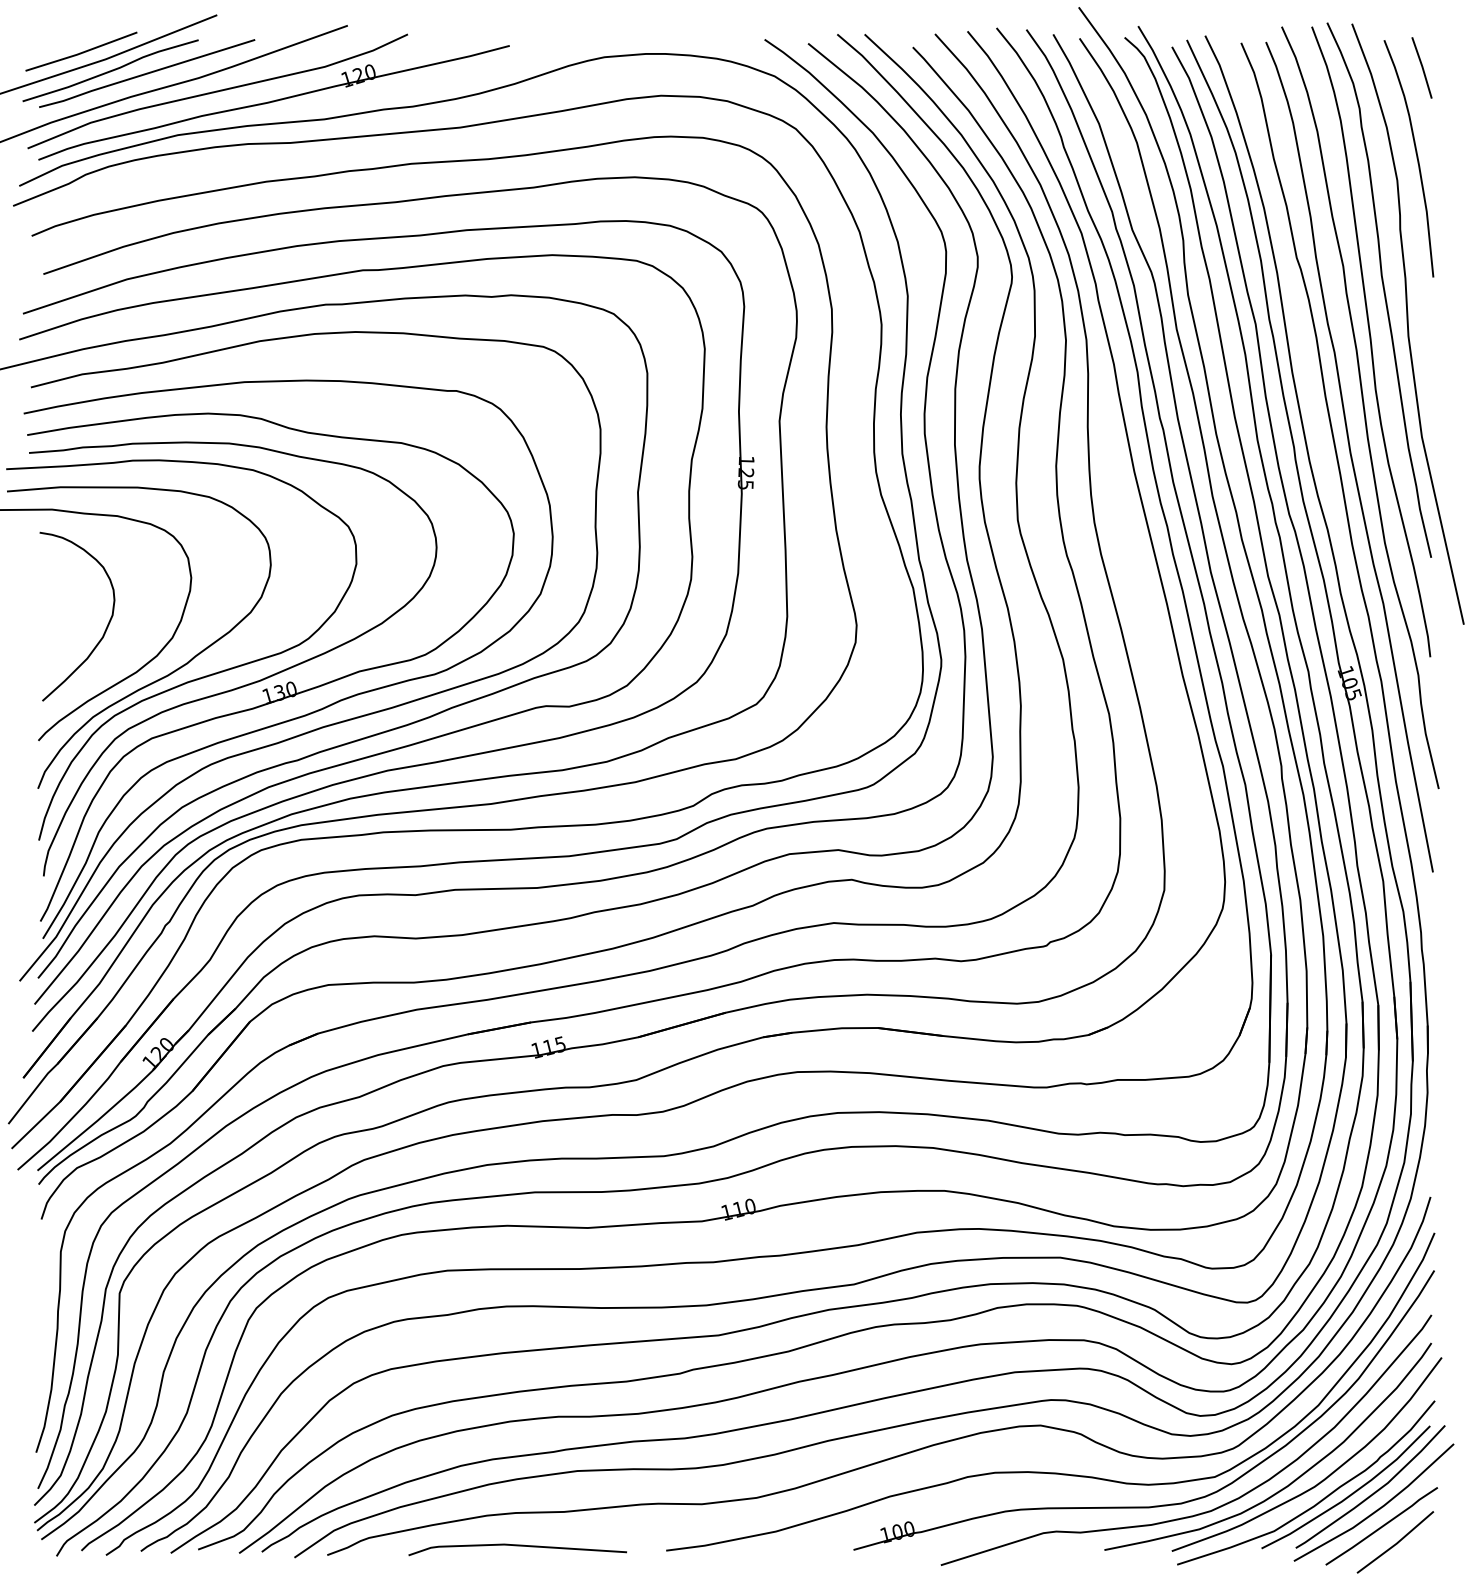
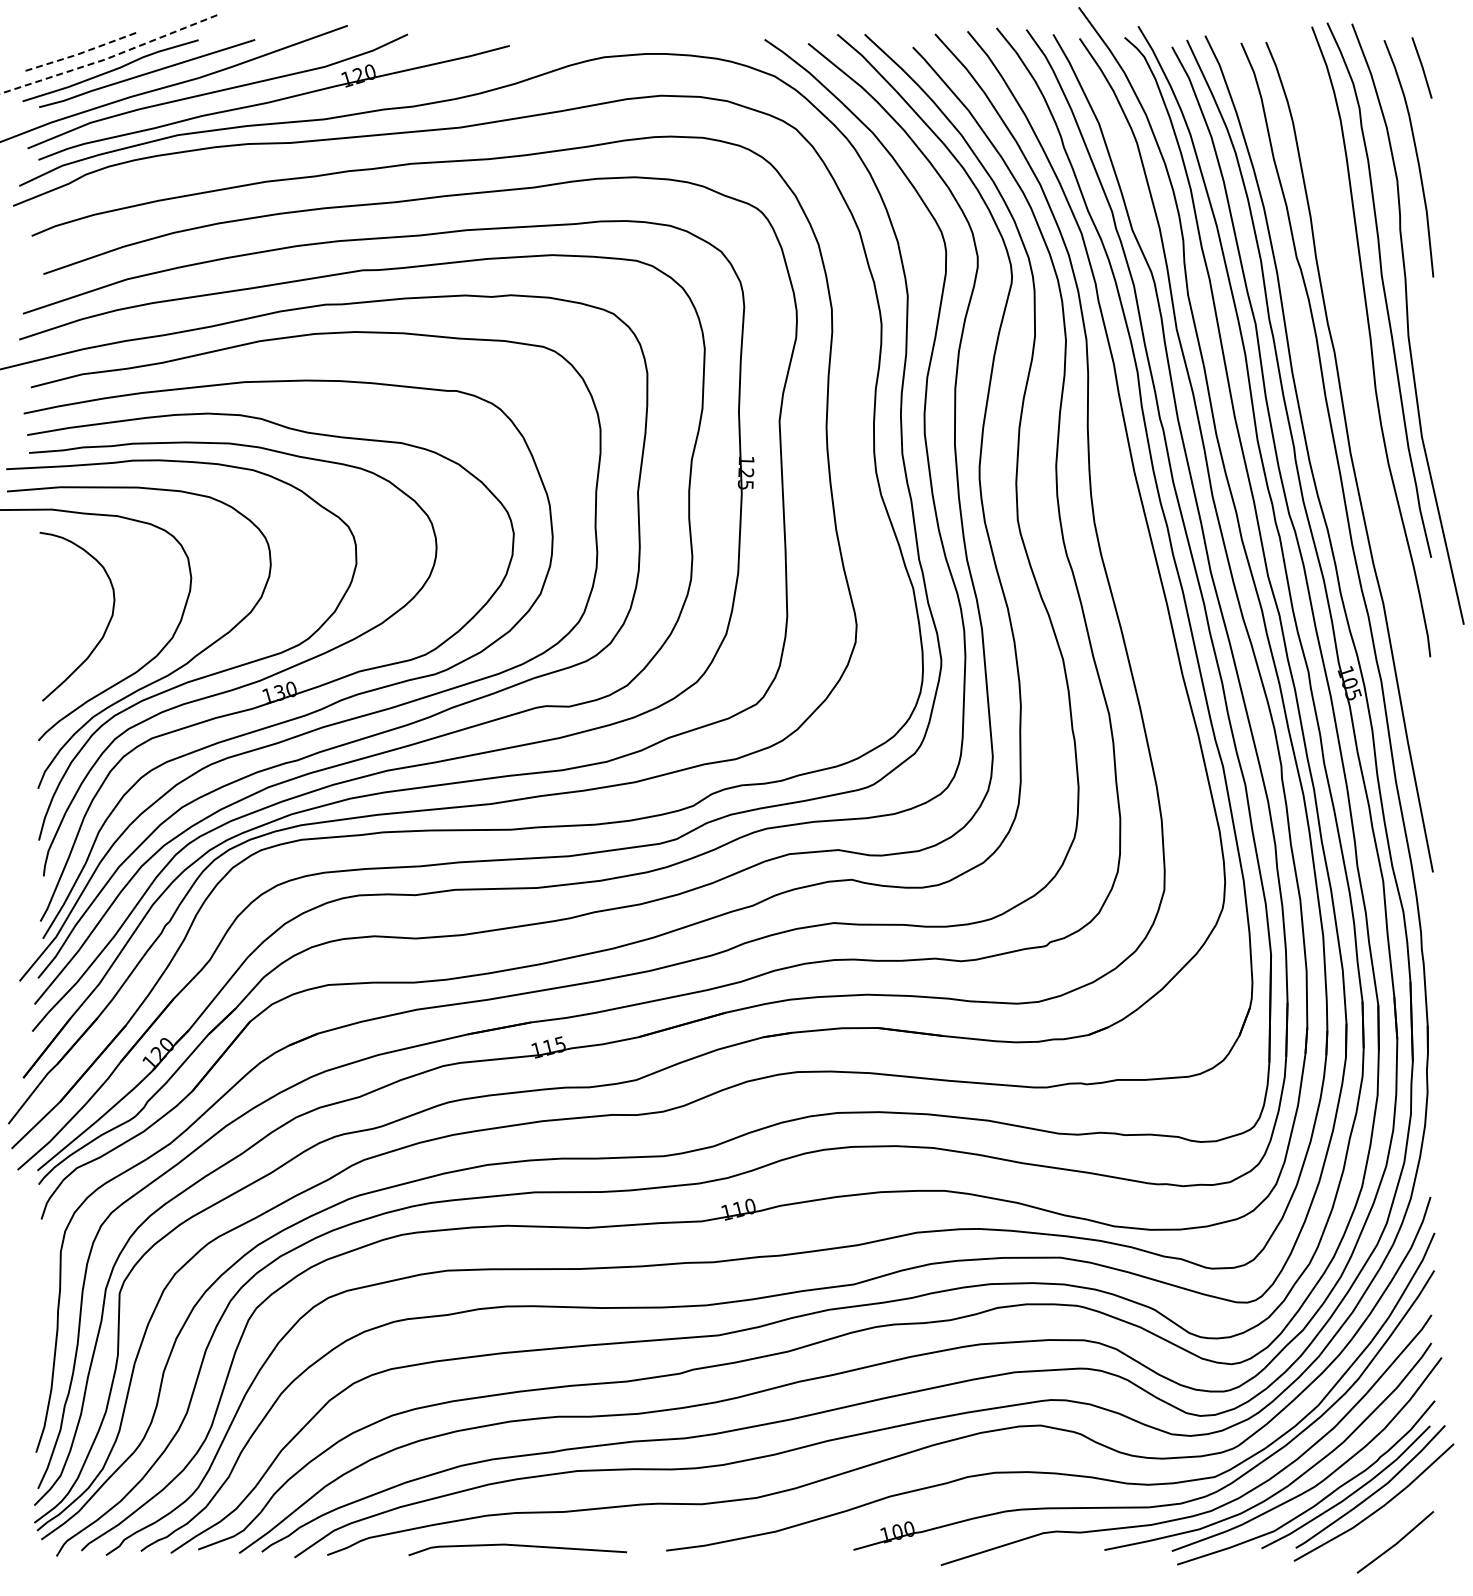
line: solid -> dashed (81, 53)
line: solid -> dashed (109, 57)
curve: present -> none (1362, 406)
line: present -> none (1381, 1526)
